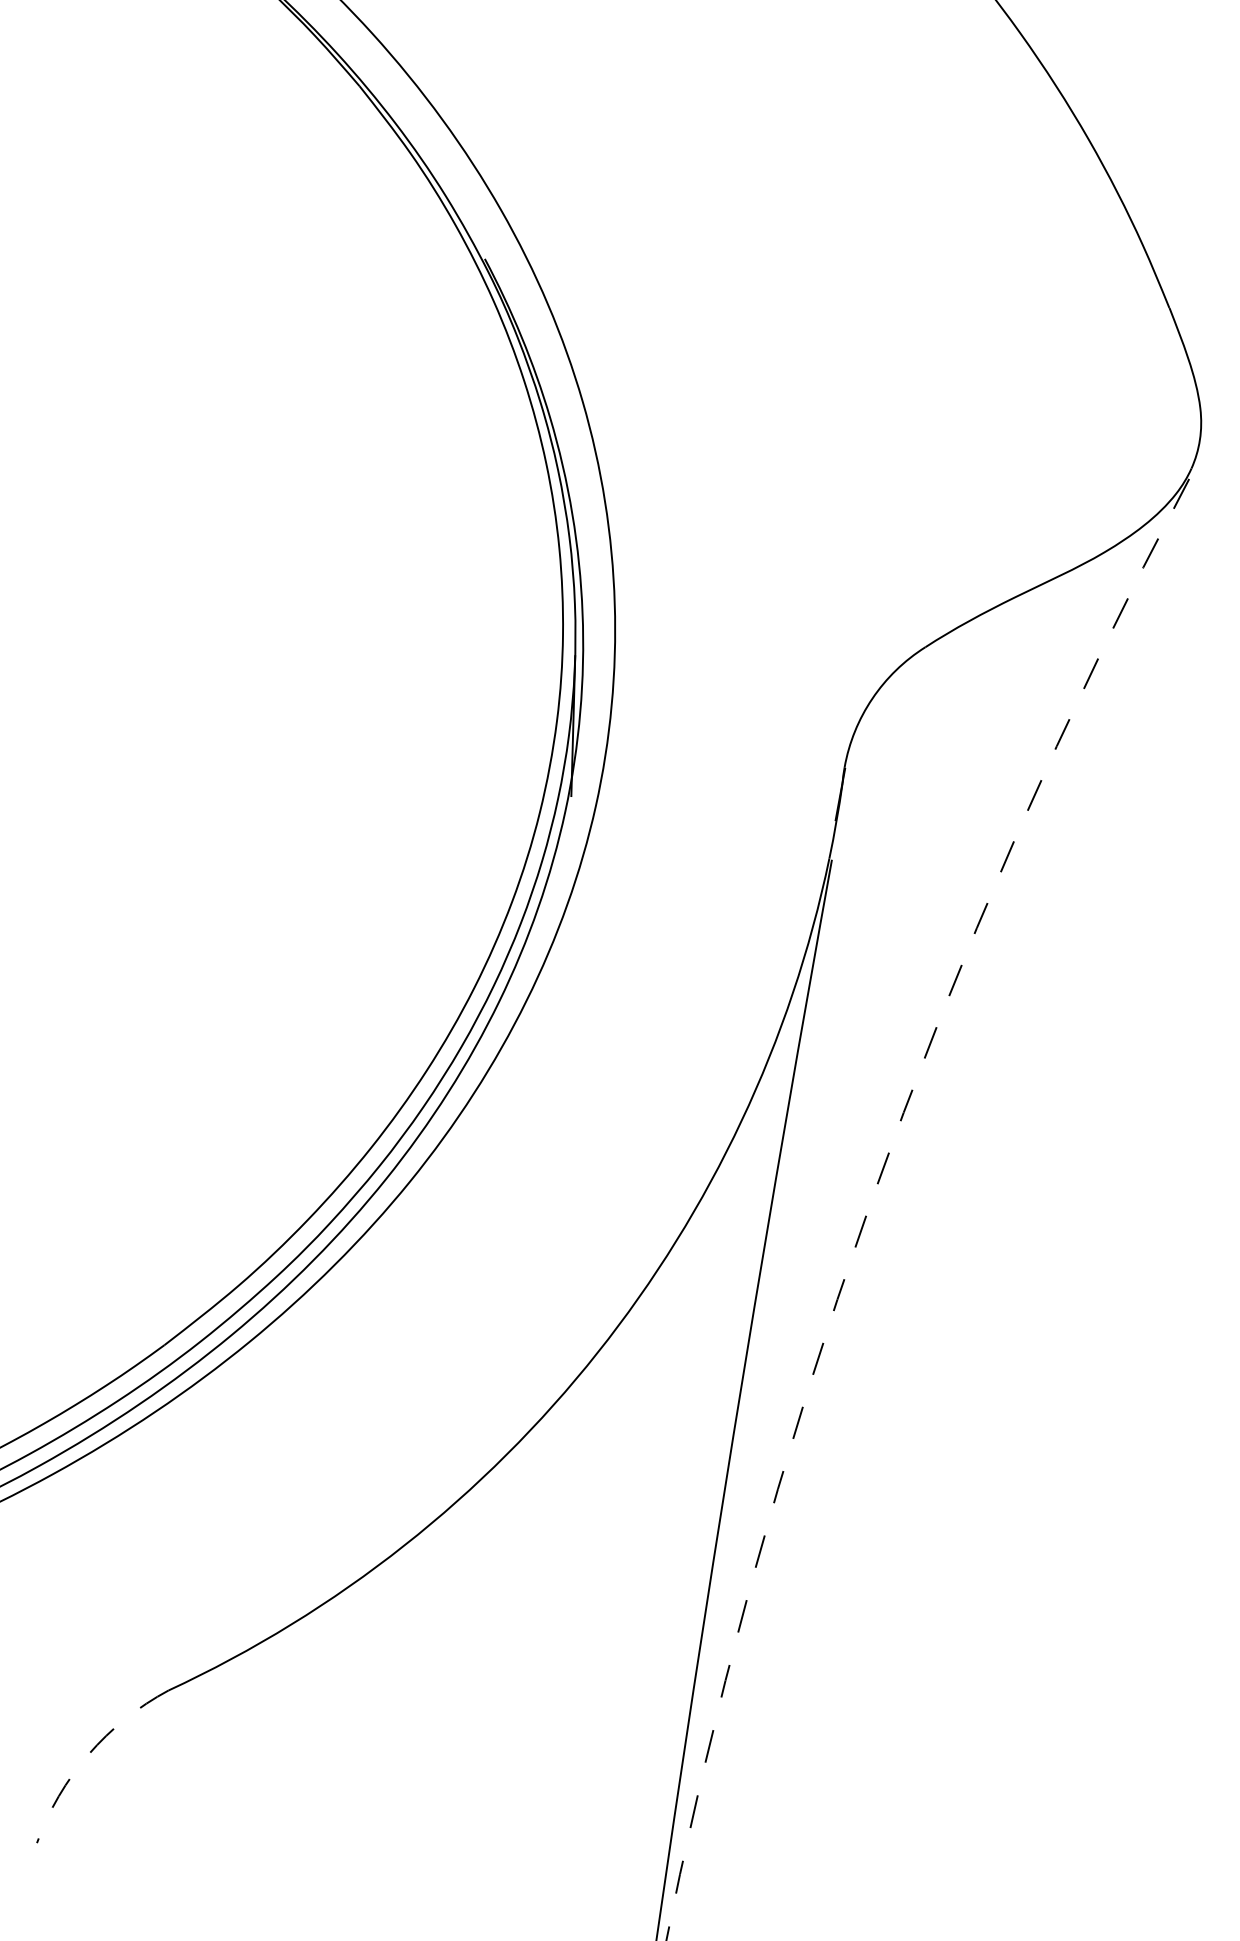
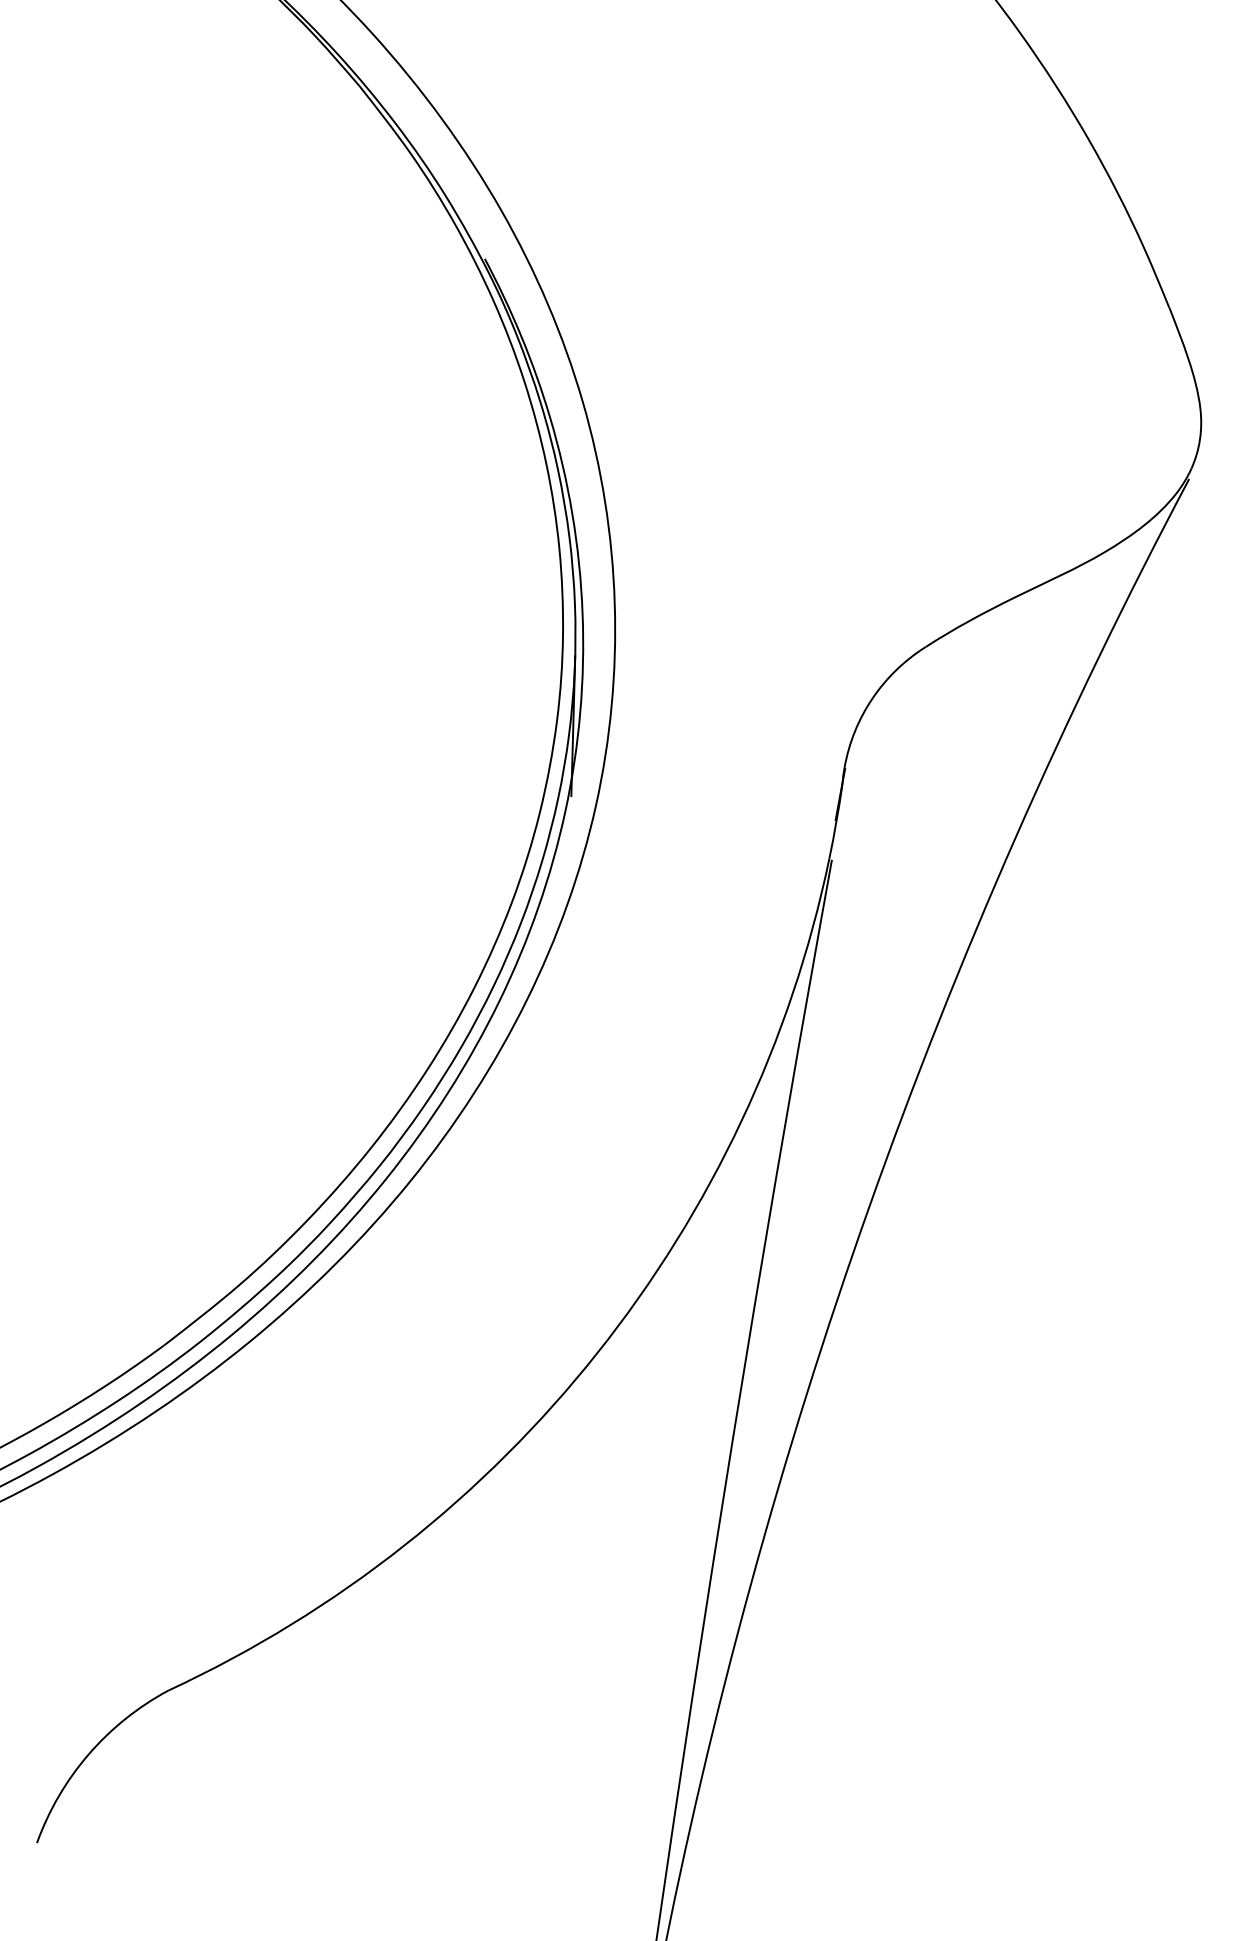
arc: dashed -> solid (874, 1191)
arc: dashed -> solid (88, 1754)
